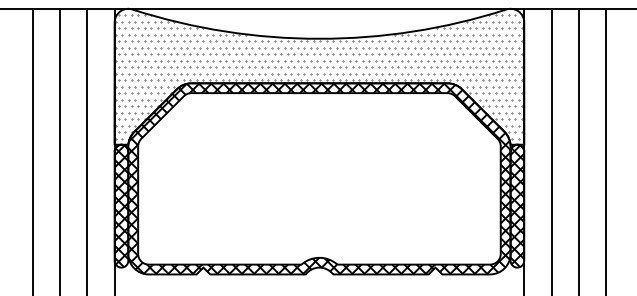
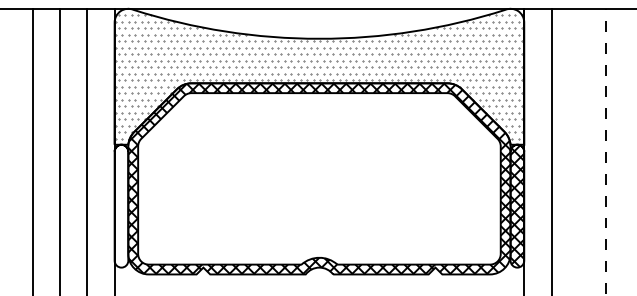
line: present -> none (578, 150)
line: solid -> dashed (606, 151)
hatch: present -> none (121, 206)
